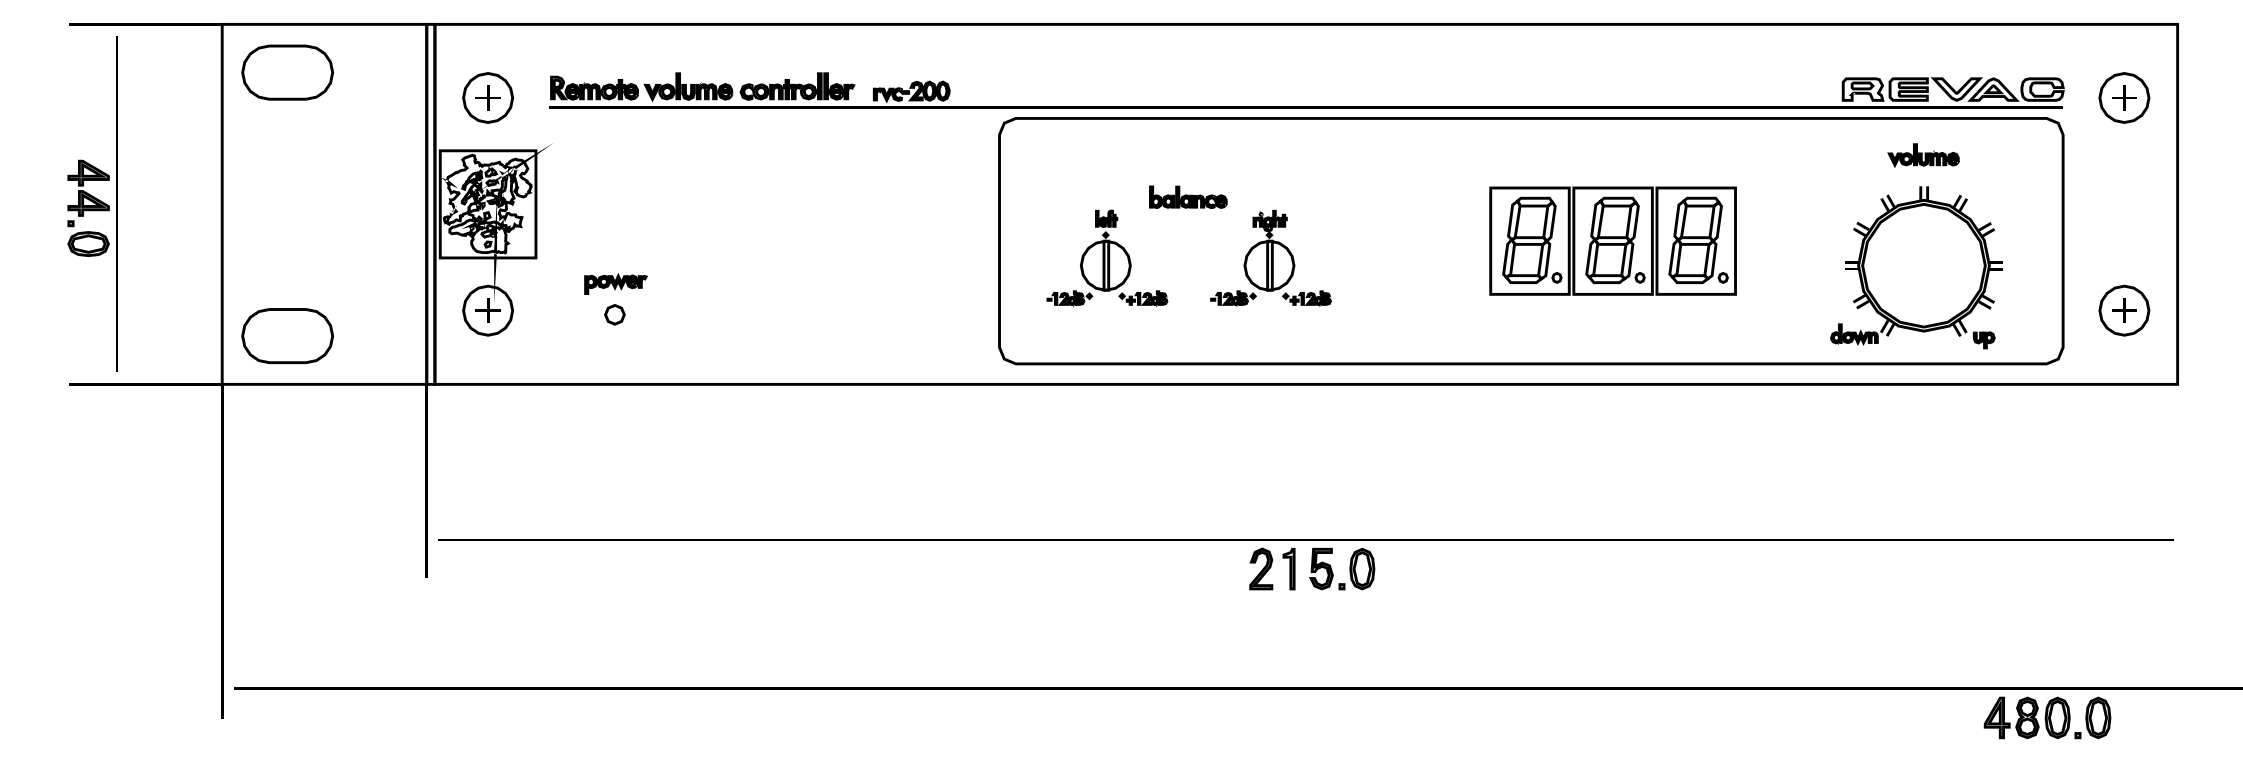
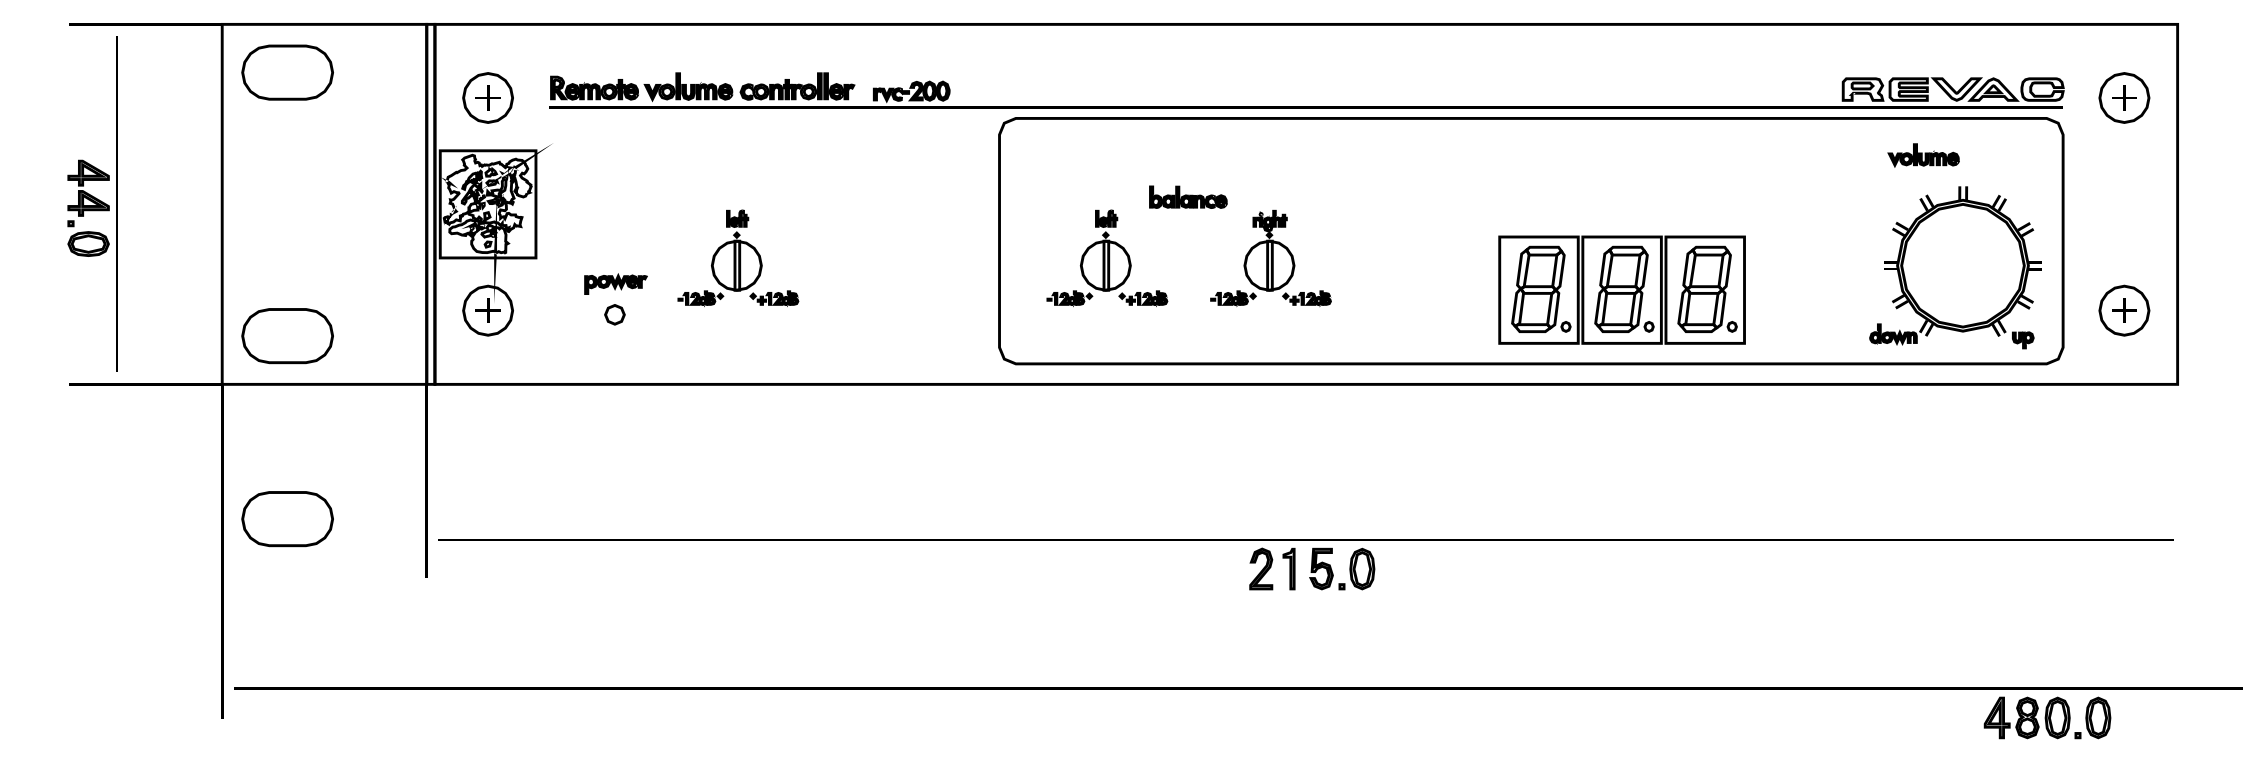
part position: (1612, 240) -> (1621, 289) (1621, 289)
part: none -> present (738, 257)
part position: (1916, 267) -> (1955, 267) (1955, 267)
part: none -> present (287, 519)
